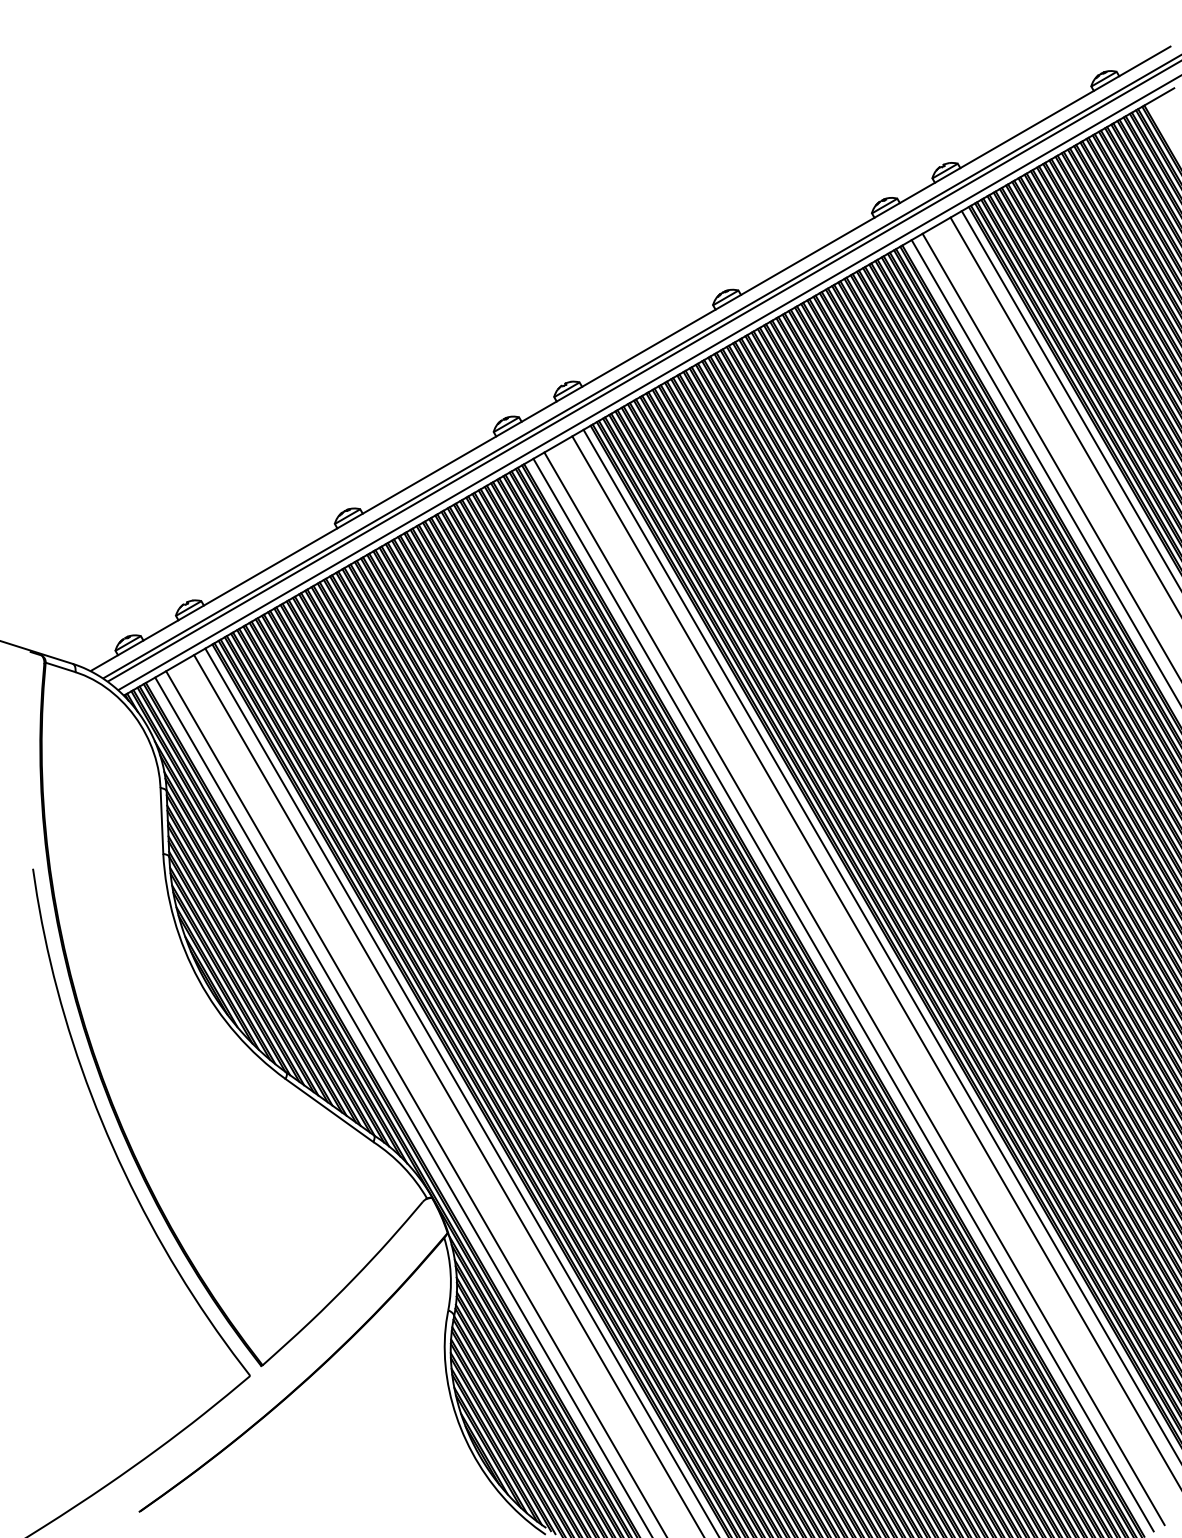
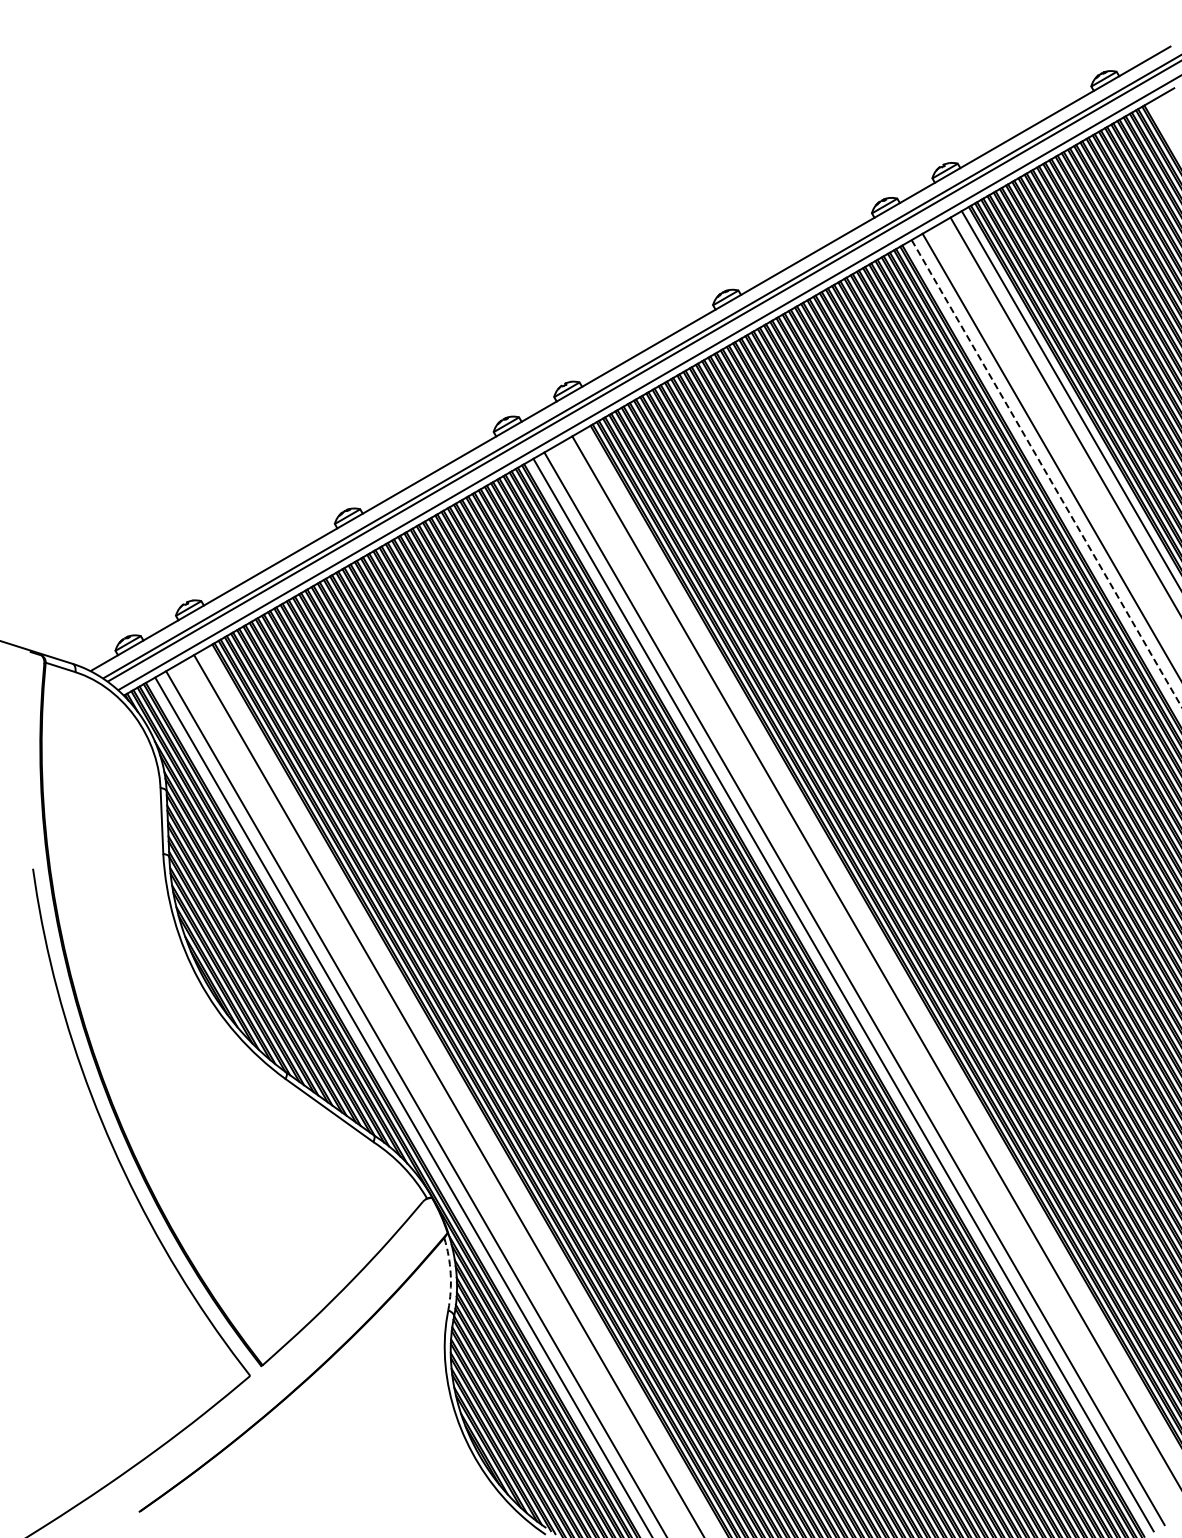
line: solid -> dashed (1046, 473)
line: present -> none (880, 944)
line: present -> none (461, 1091)
arc: solid -> dashed (450, 1273)
